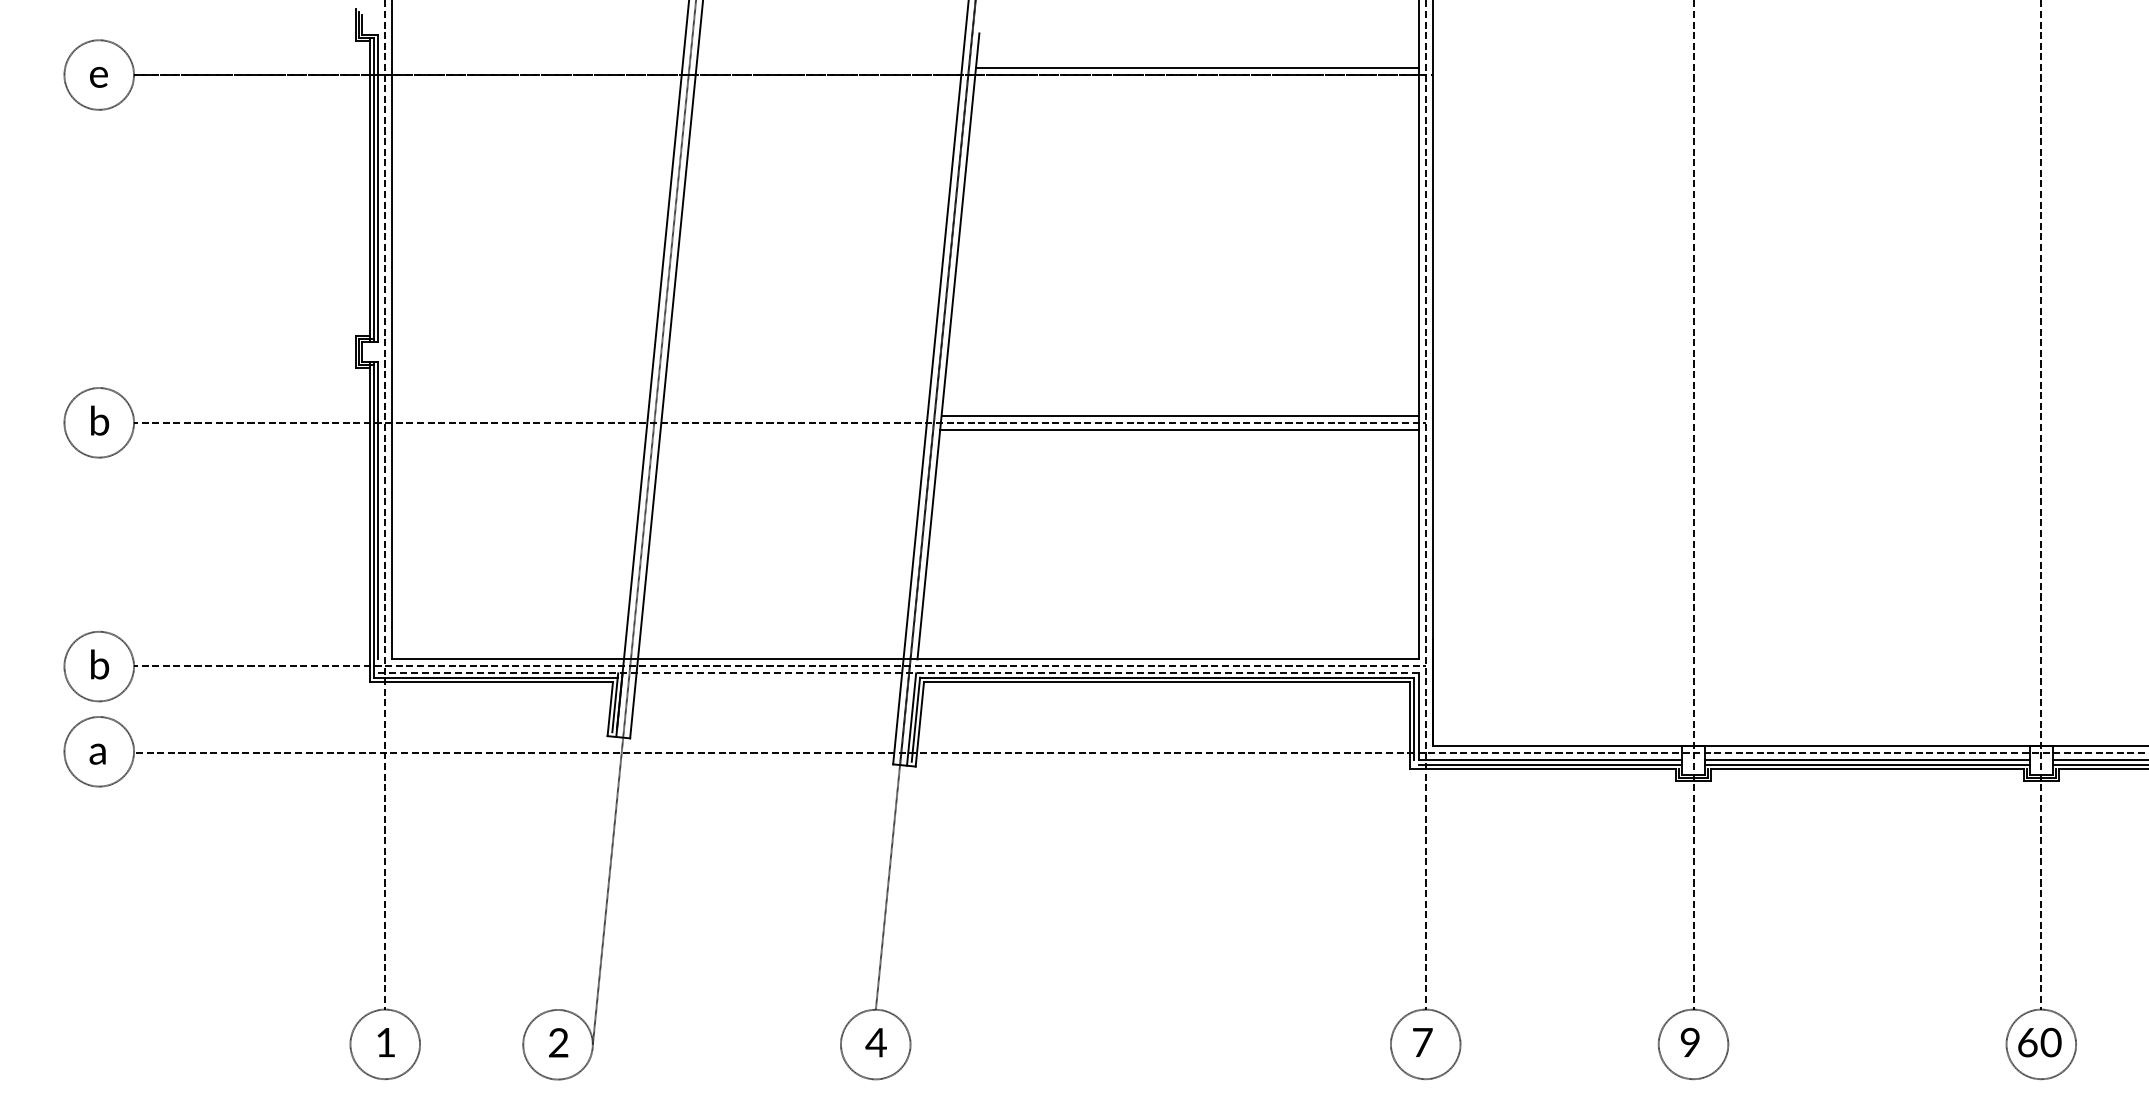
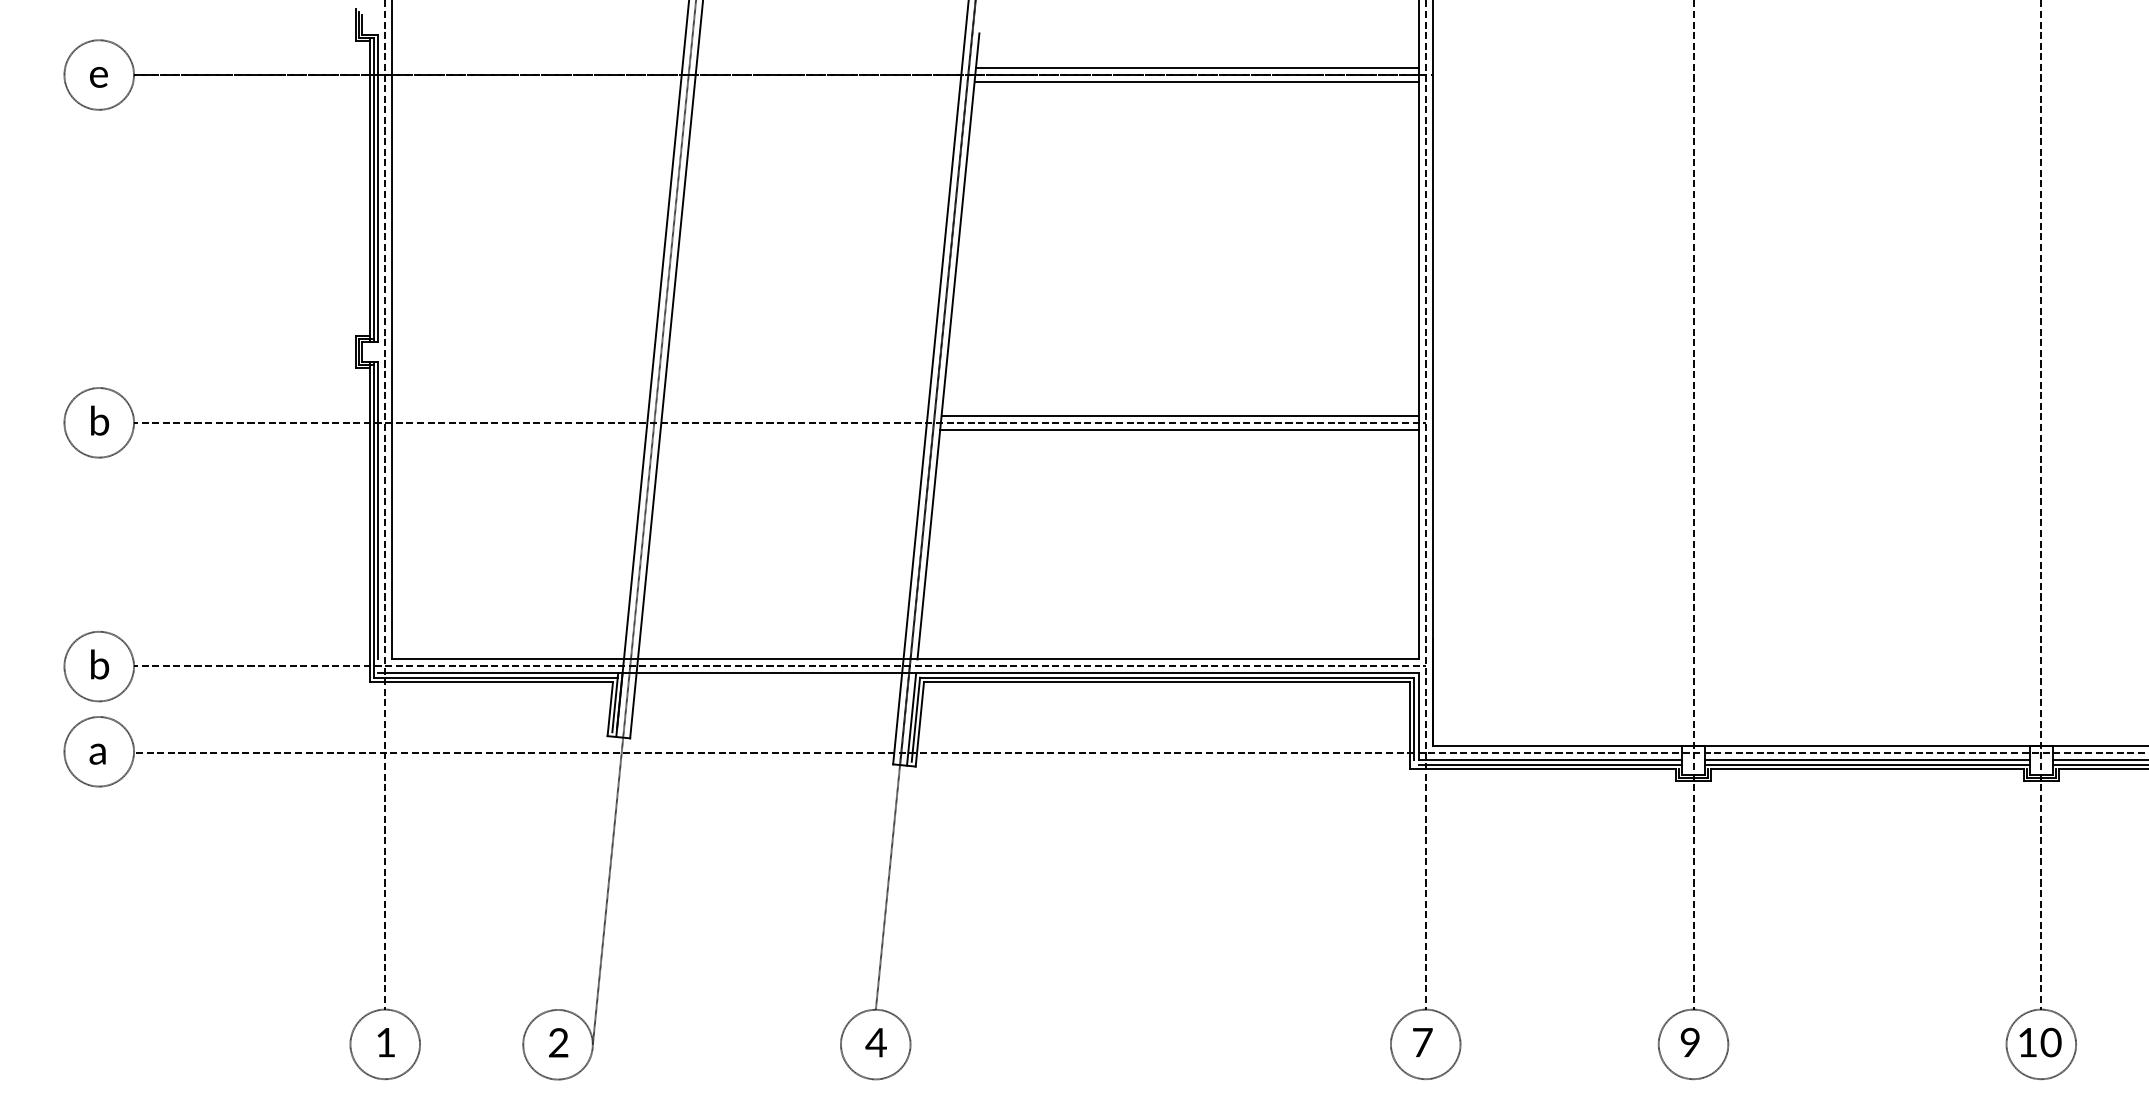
line: none -> present (1196, 82)
line: dashed -> solid (898, 673)
text: 60 -> 10 (2027, 1042)
